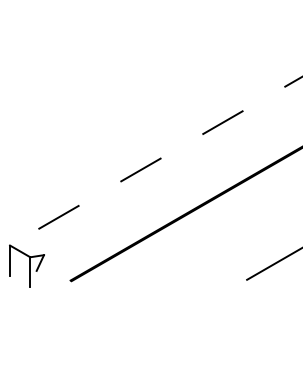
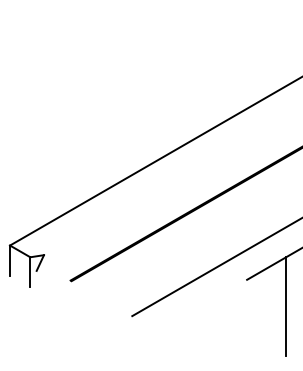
line: dashed -> solid (156, 161)
line: none -> present (215, 267)
line: none -> present (286, 306)
